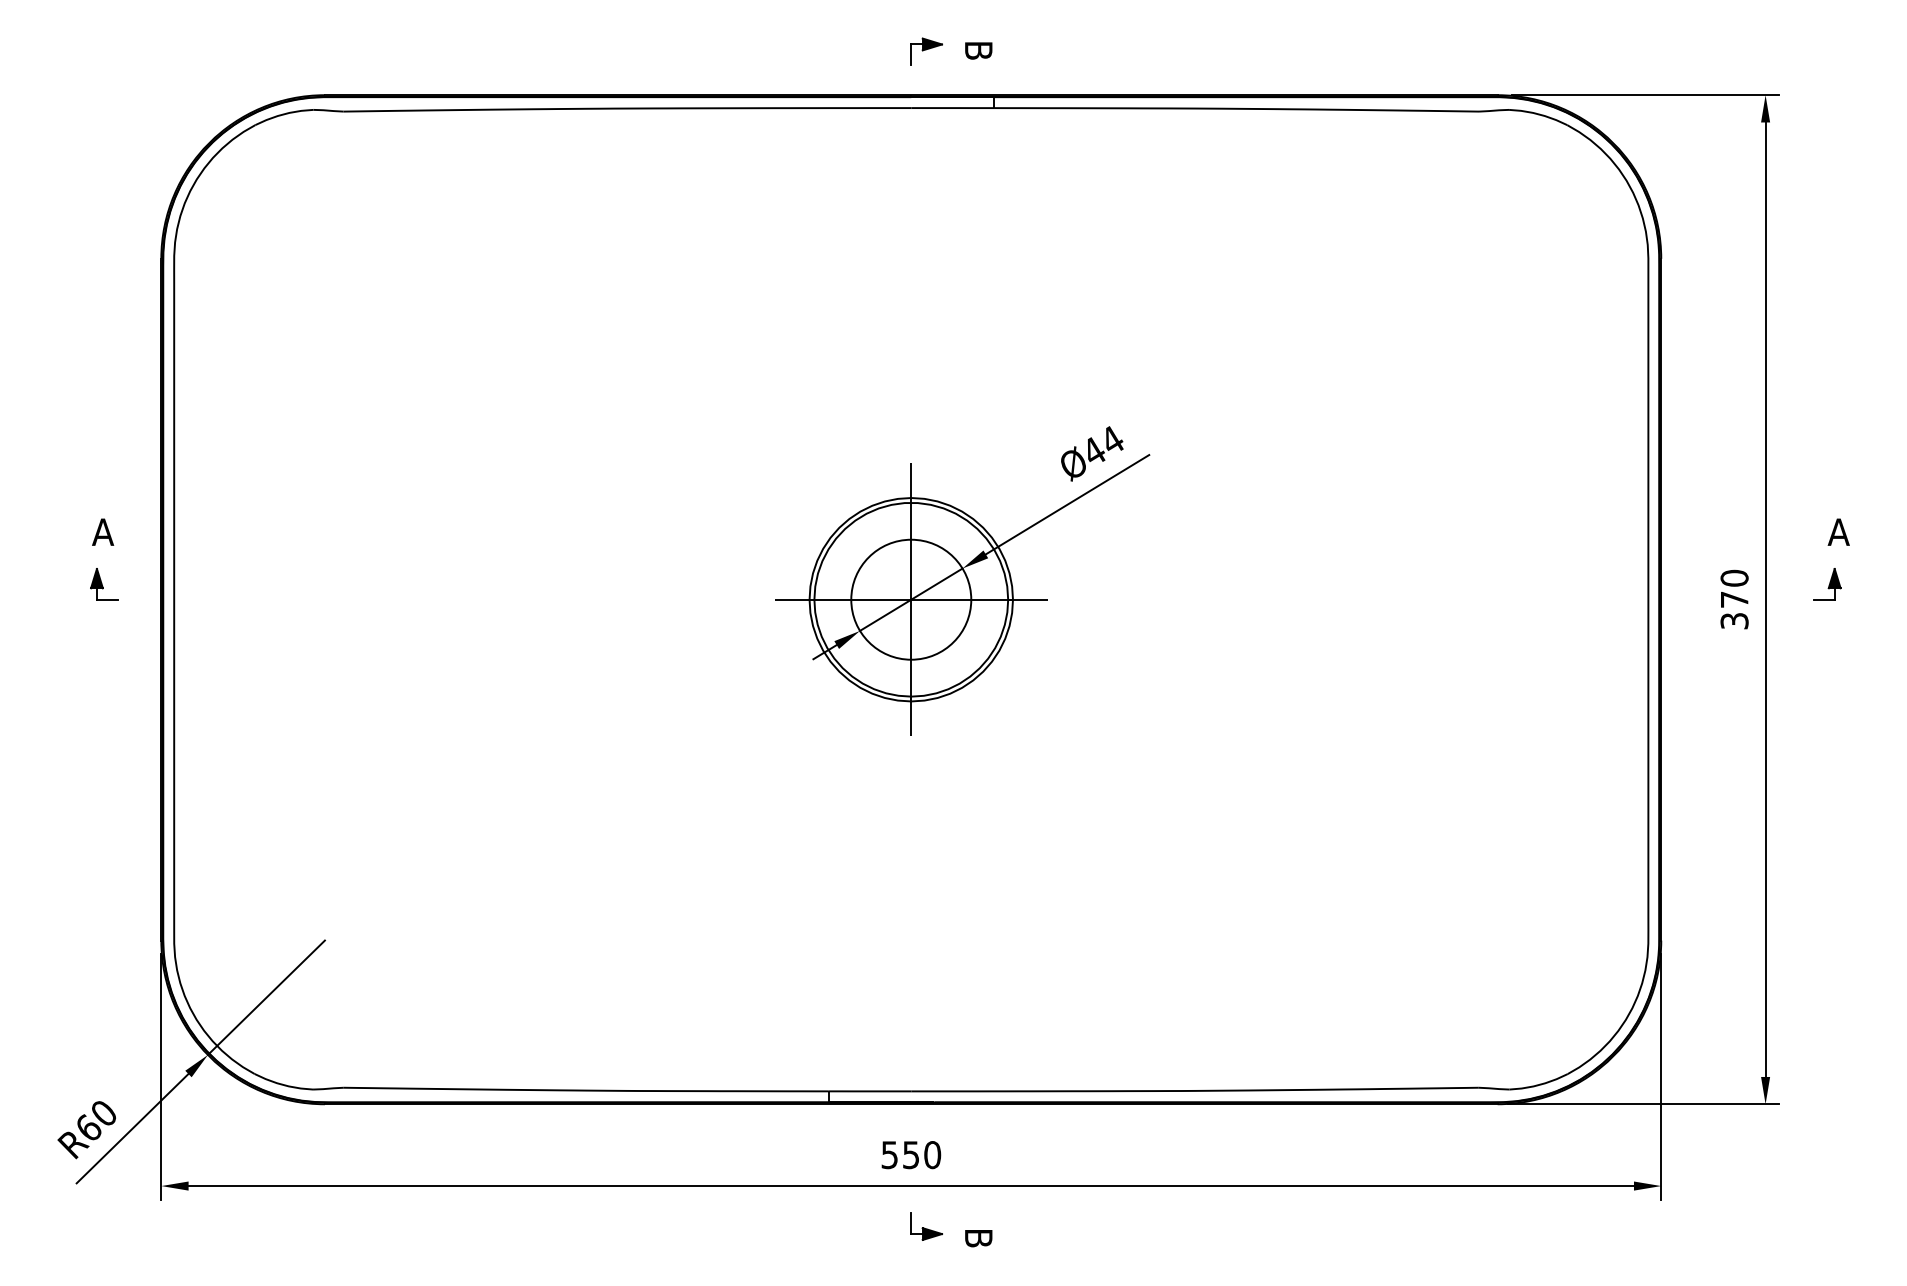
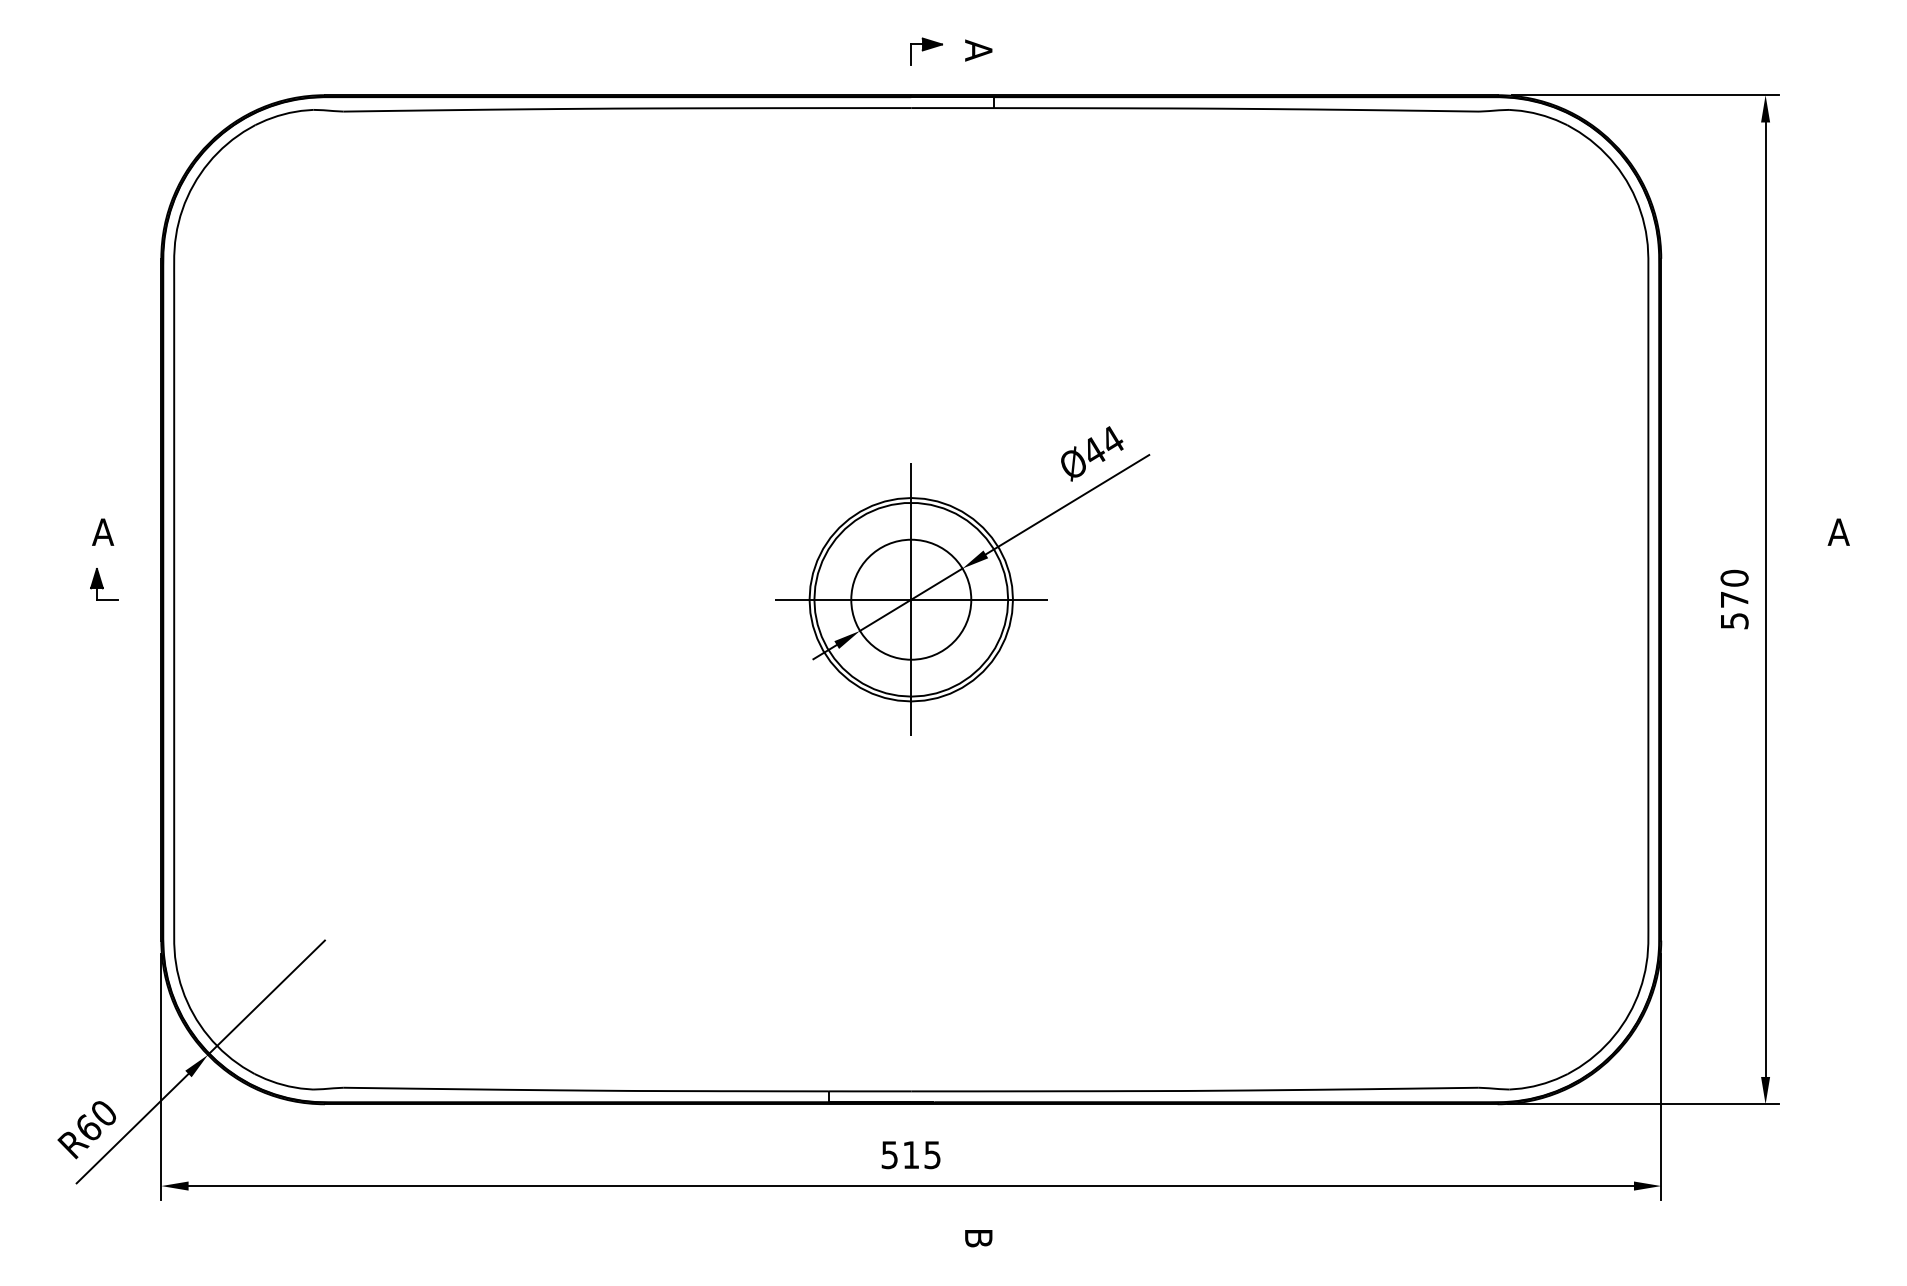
text: B -> A (978, 50)
part: present -> none (1827, 584)
text: 370 -> 570 (1734, 620)
text: 550 -> 515 (922, 1155)
part: present -> none (926, 1226)
